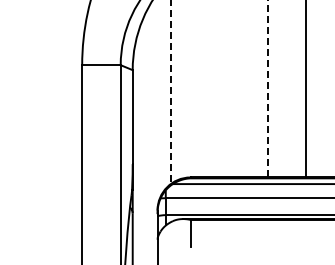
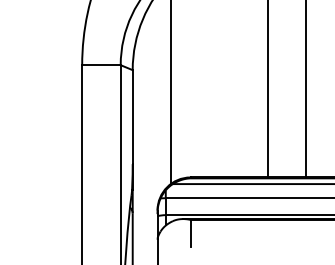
line: dashed -> solid (267, 88)
line: dashed -> solid (171, 92)
